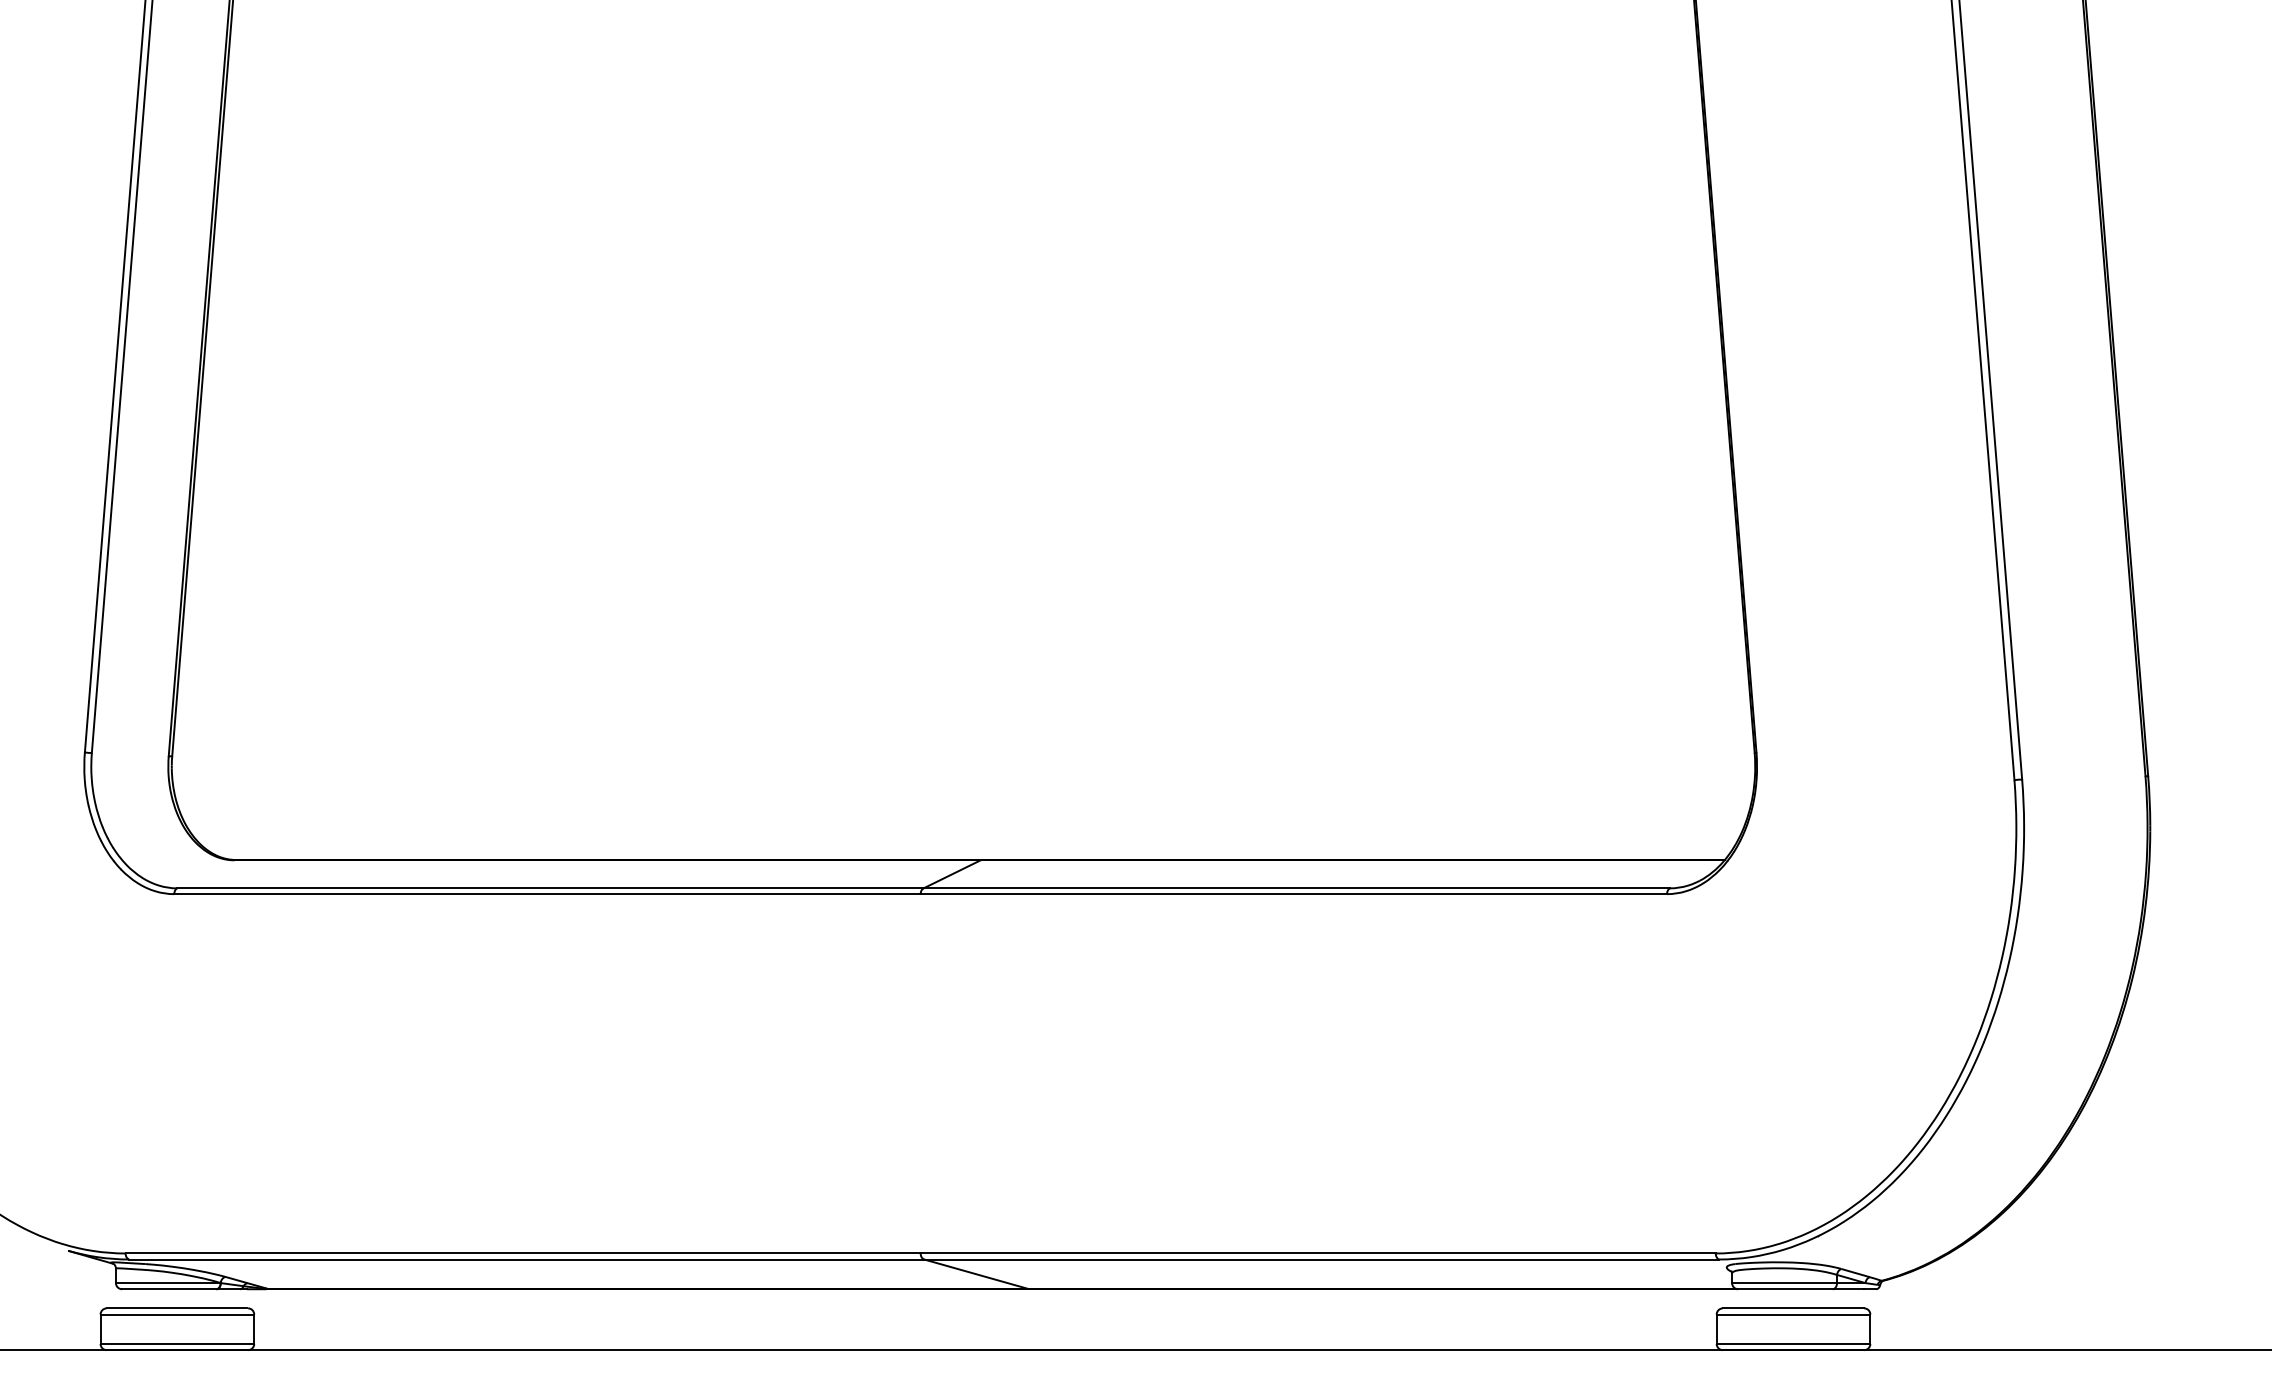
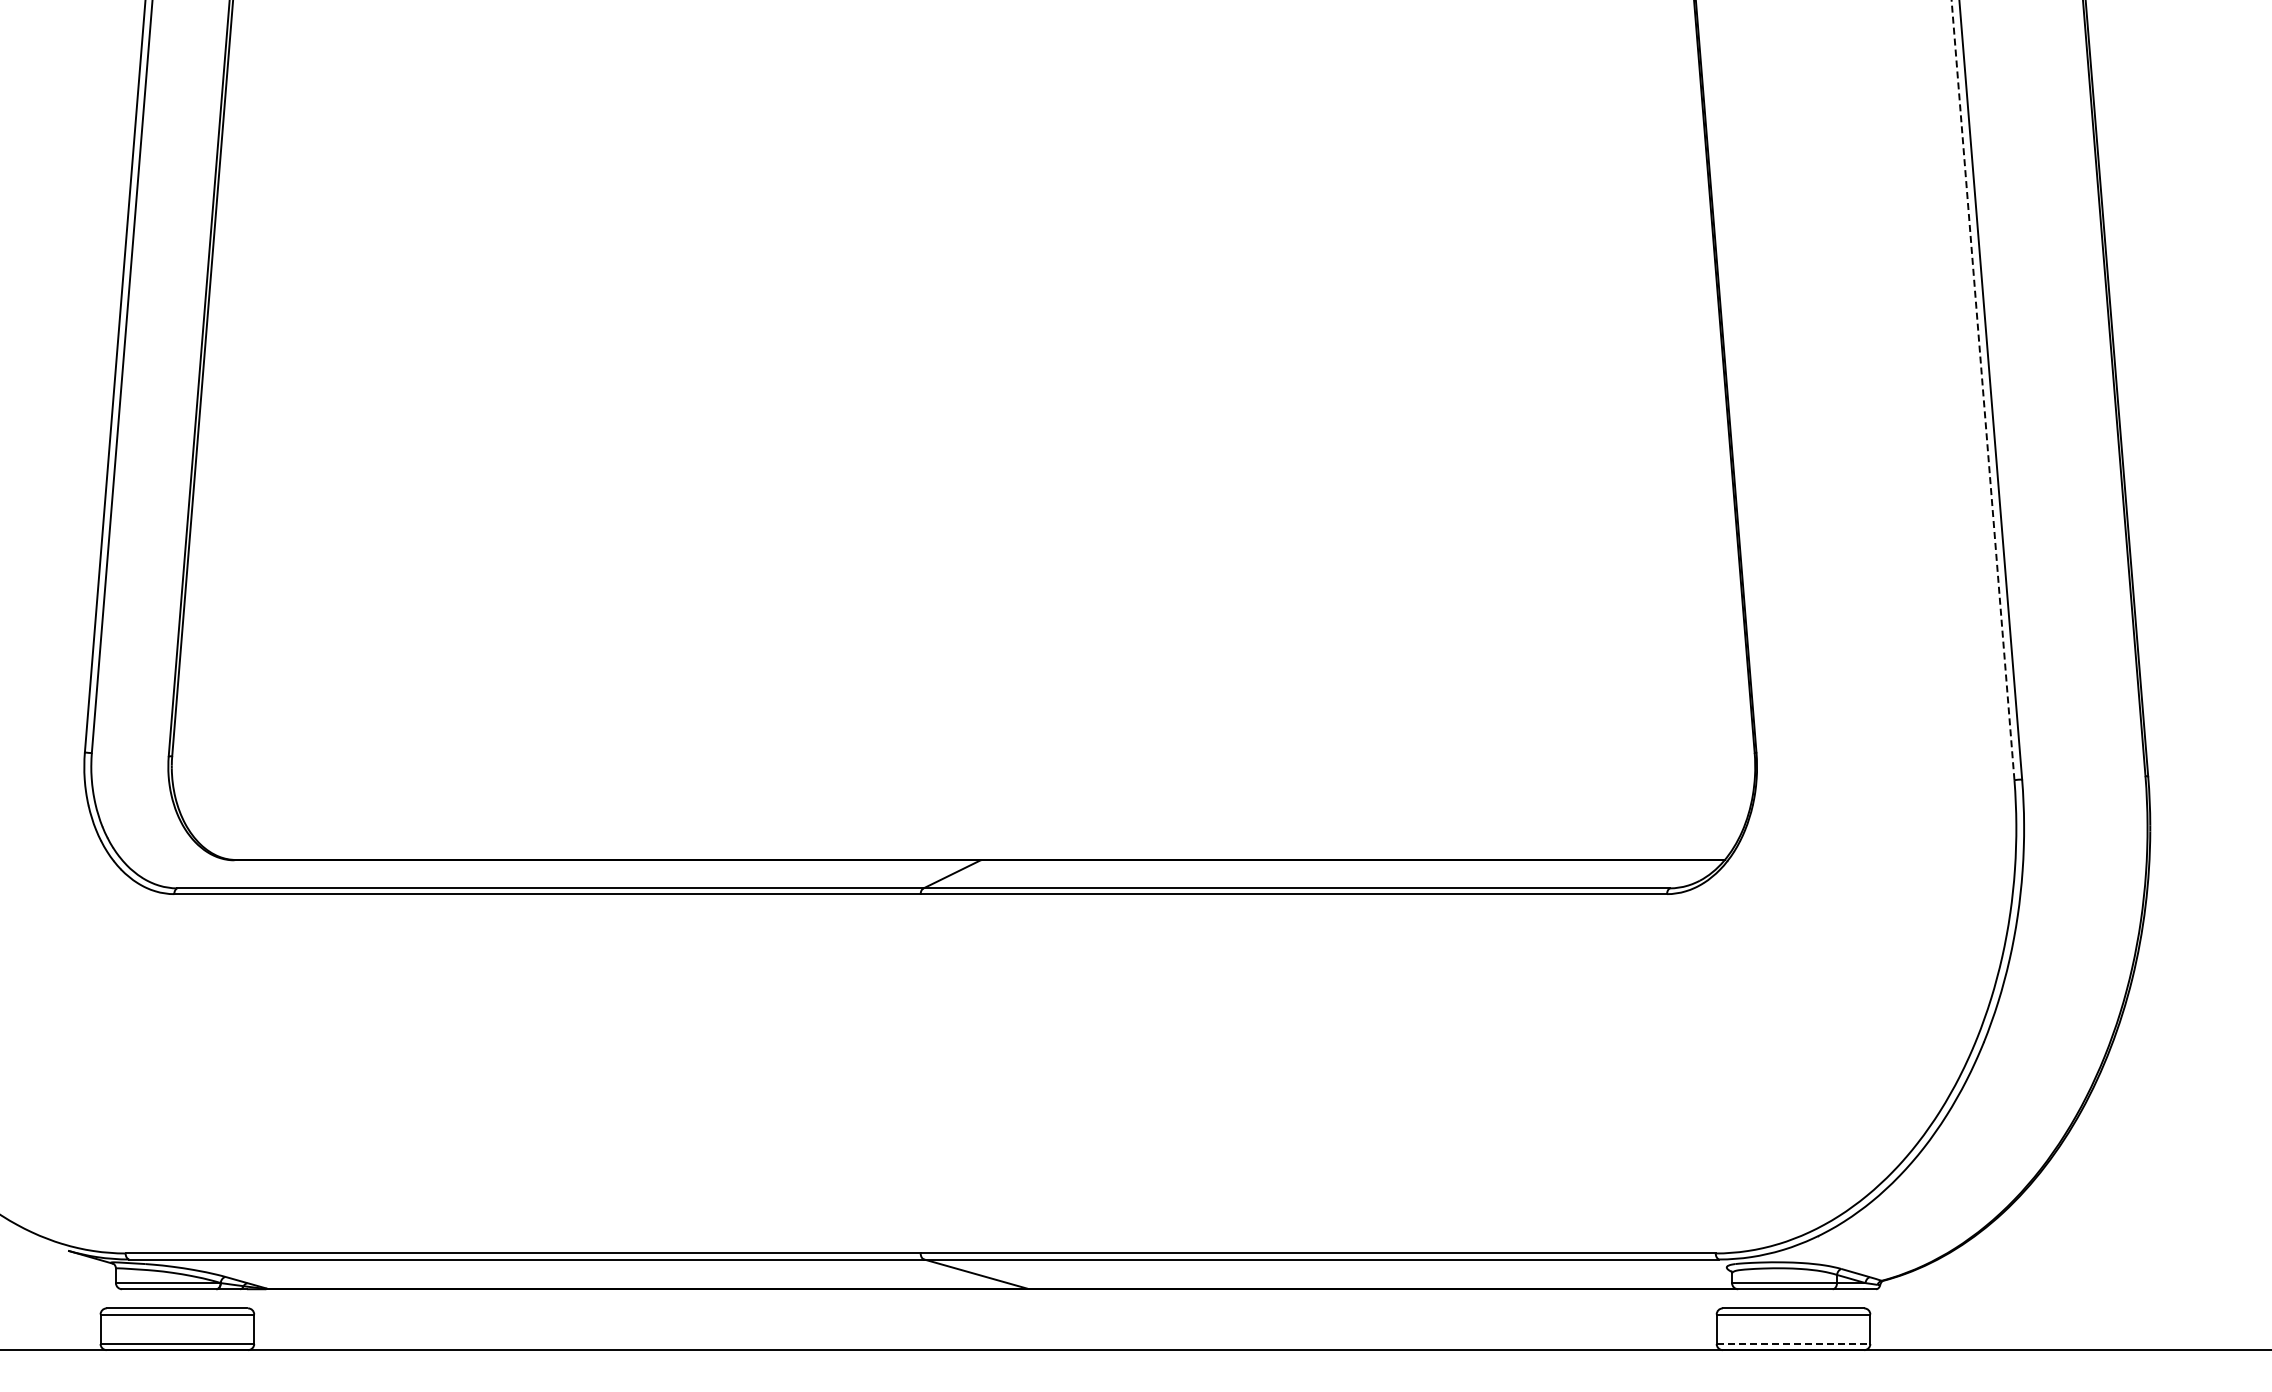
line: solid -> dashed (1983, 390)
line: solid -> dashed (1793, 1344)
